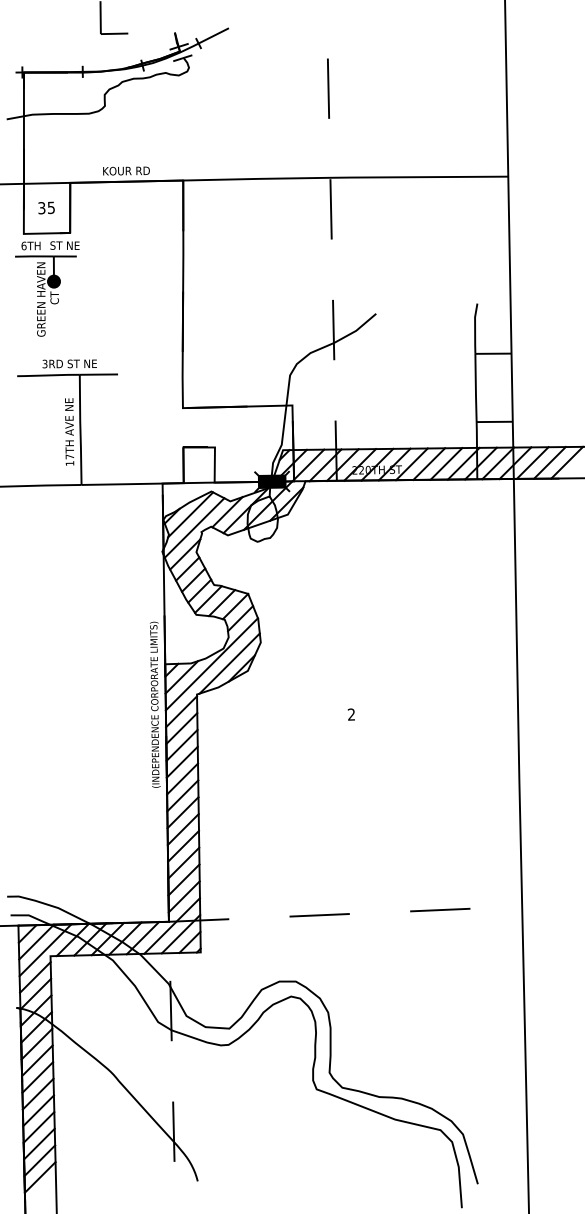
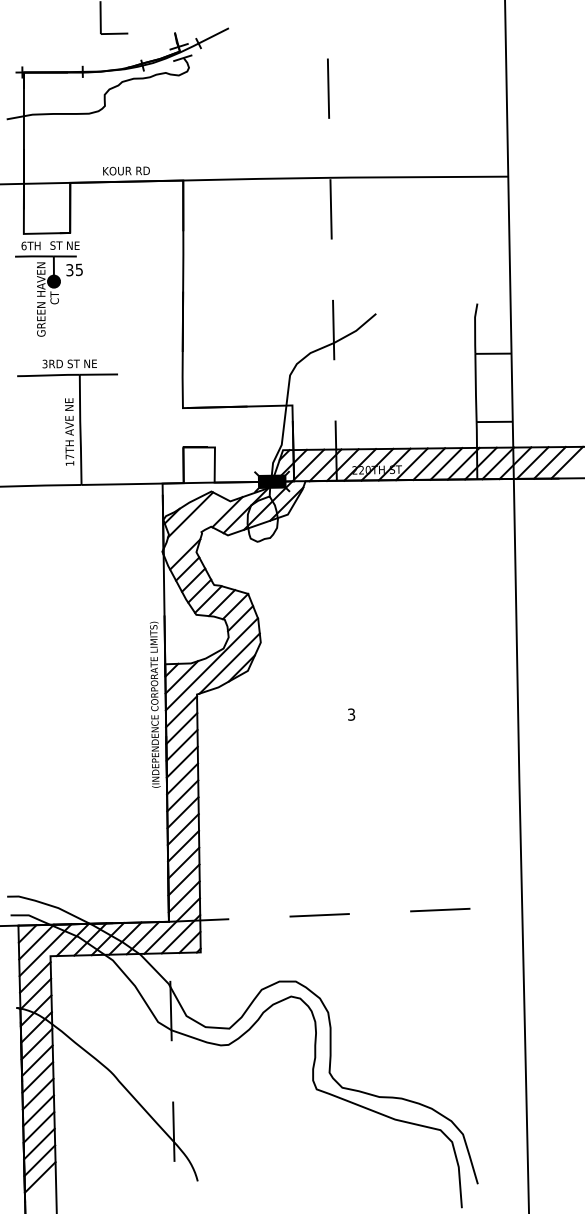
text position: (46, 207) -> (74, 269) (74, 269)
line: present -> none (194, 527)
text: 2 -> 3 (351, 714)
